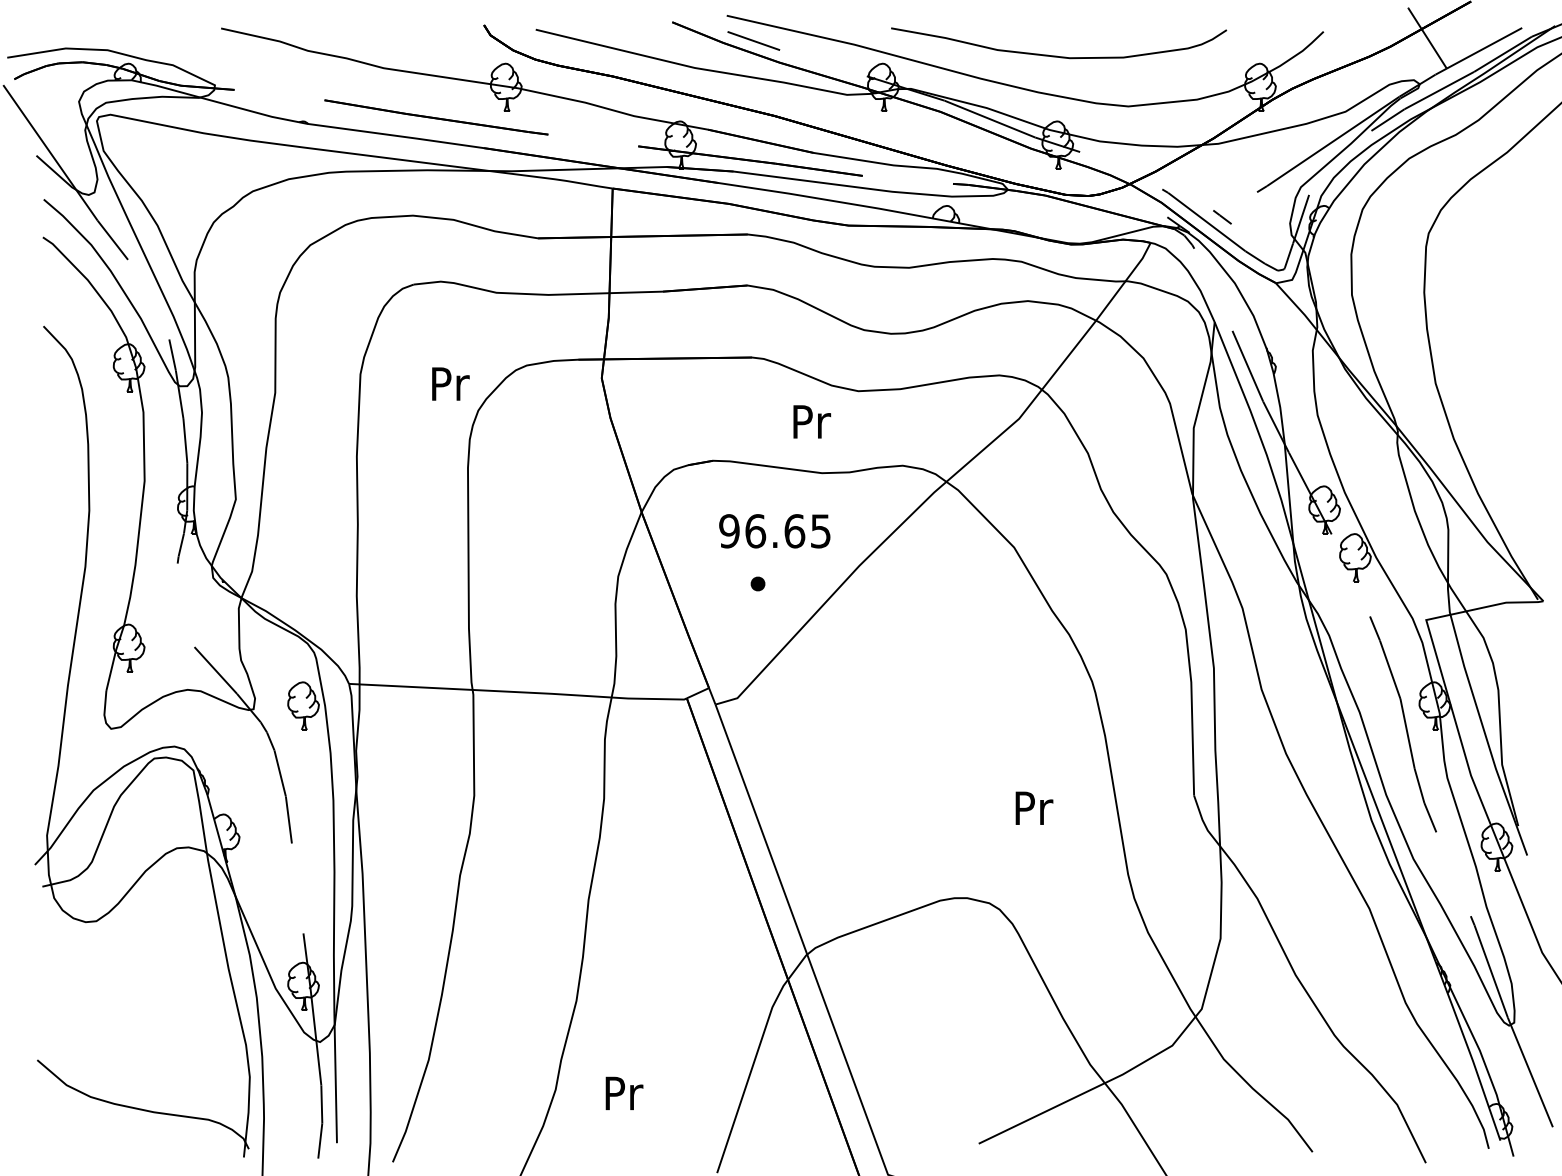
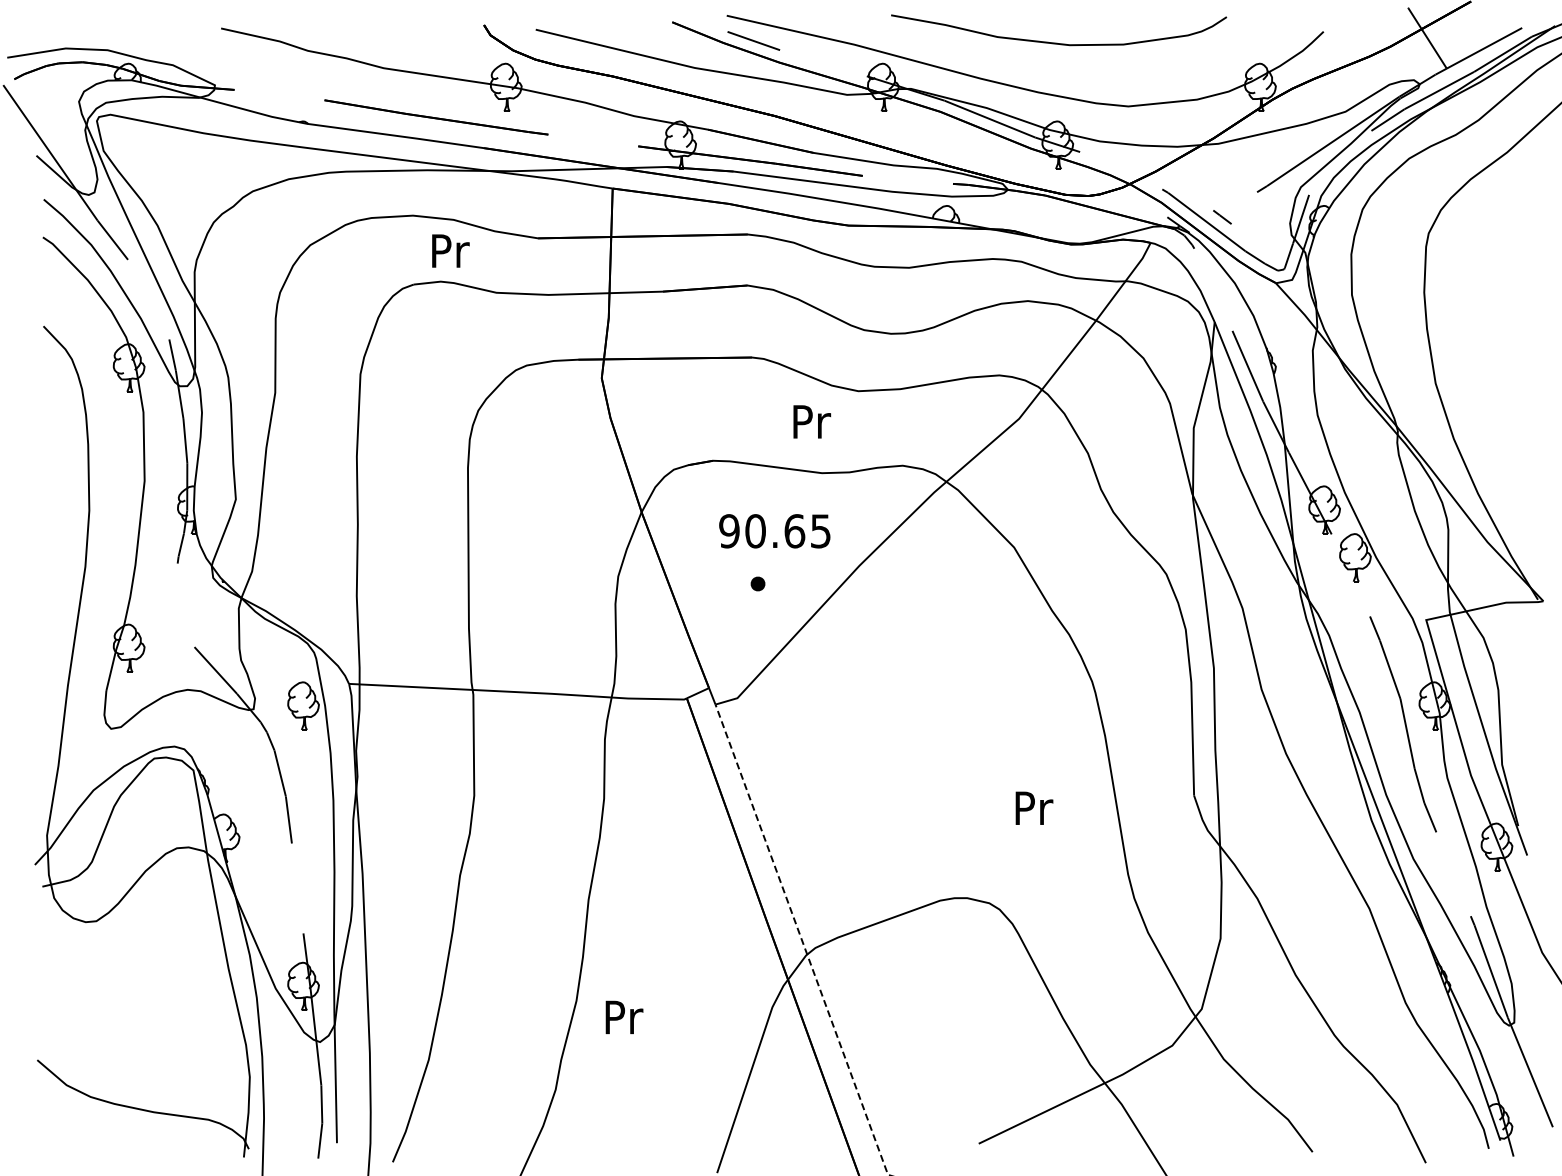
curve position: (1057, 55) -> (1057, 42) (1057, 42)
text position: (450, 383) -> (450, 250) (450, 250)
text: 96.65 -> 90.65 (755, 531)
line: solid -> dashed (802, 941)
text position: (624, 1092) -> (624, 1016) (624, 1016)
